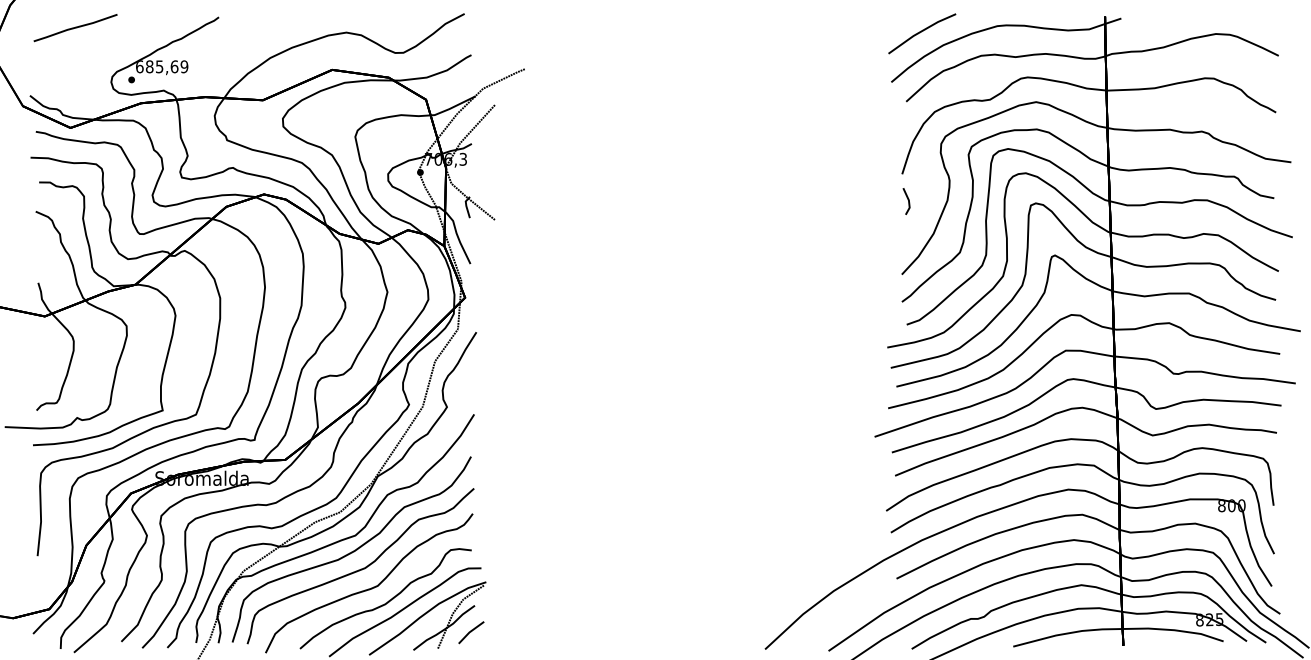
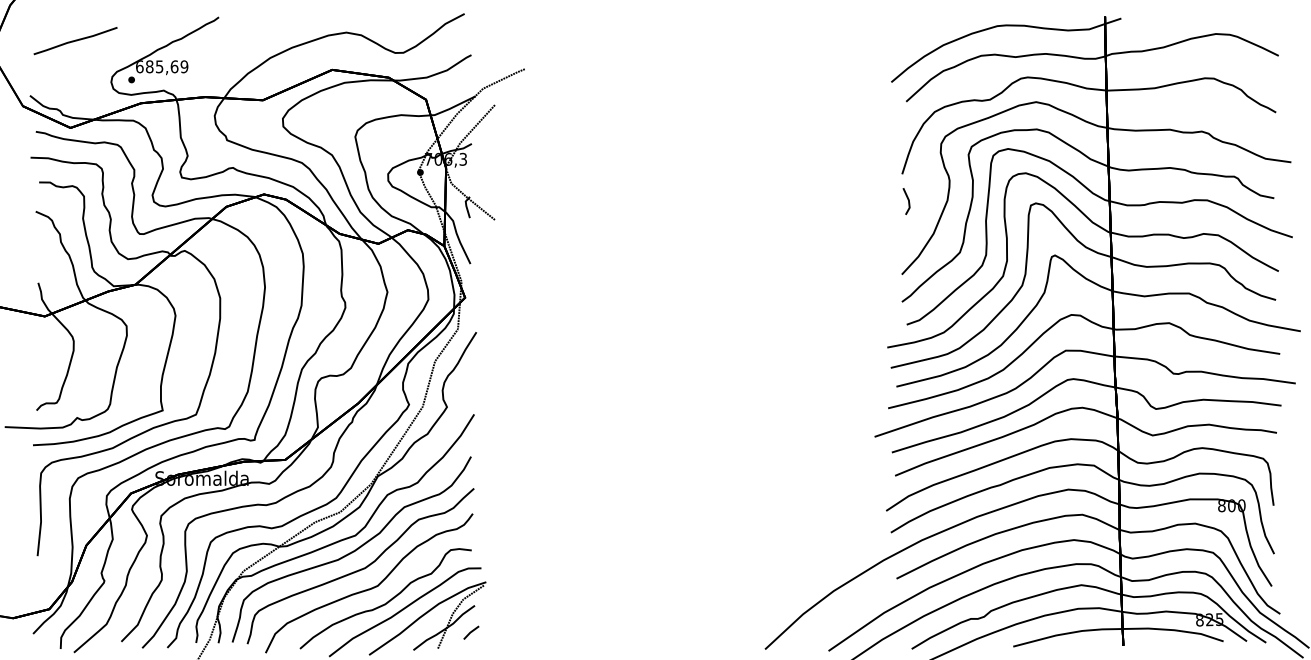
line position: (75, 28) -> (75, 41) (75, 41)
part: present -> none (922, 33)
part size: 27x24 px -> 17x15 px (471, 632)
